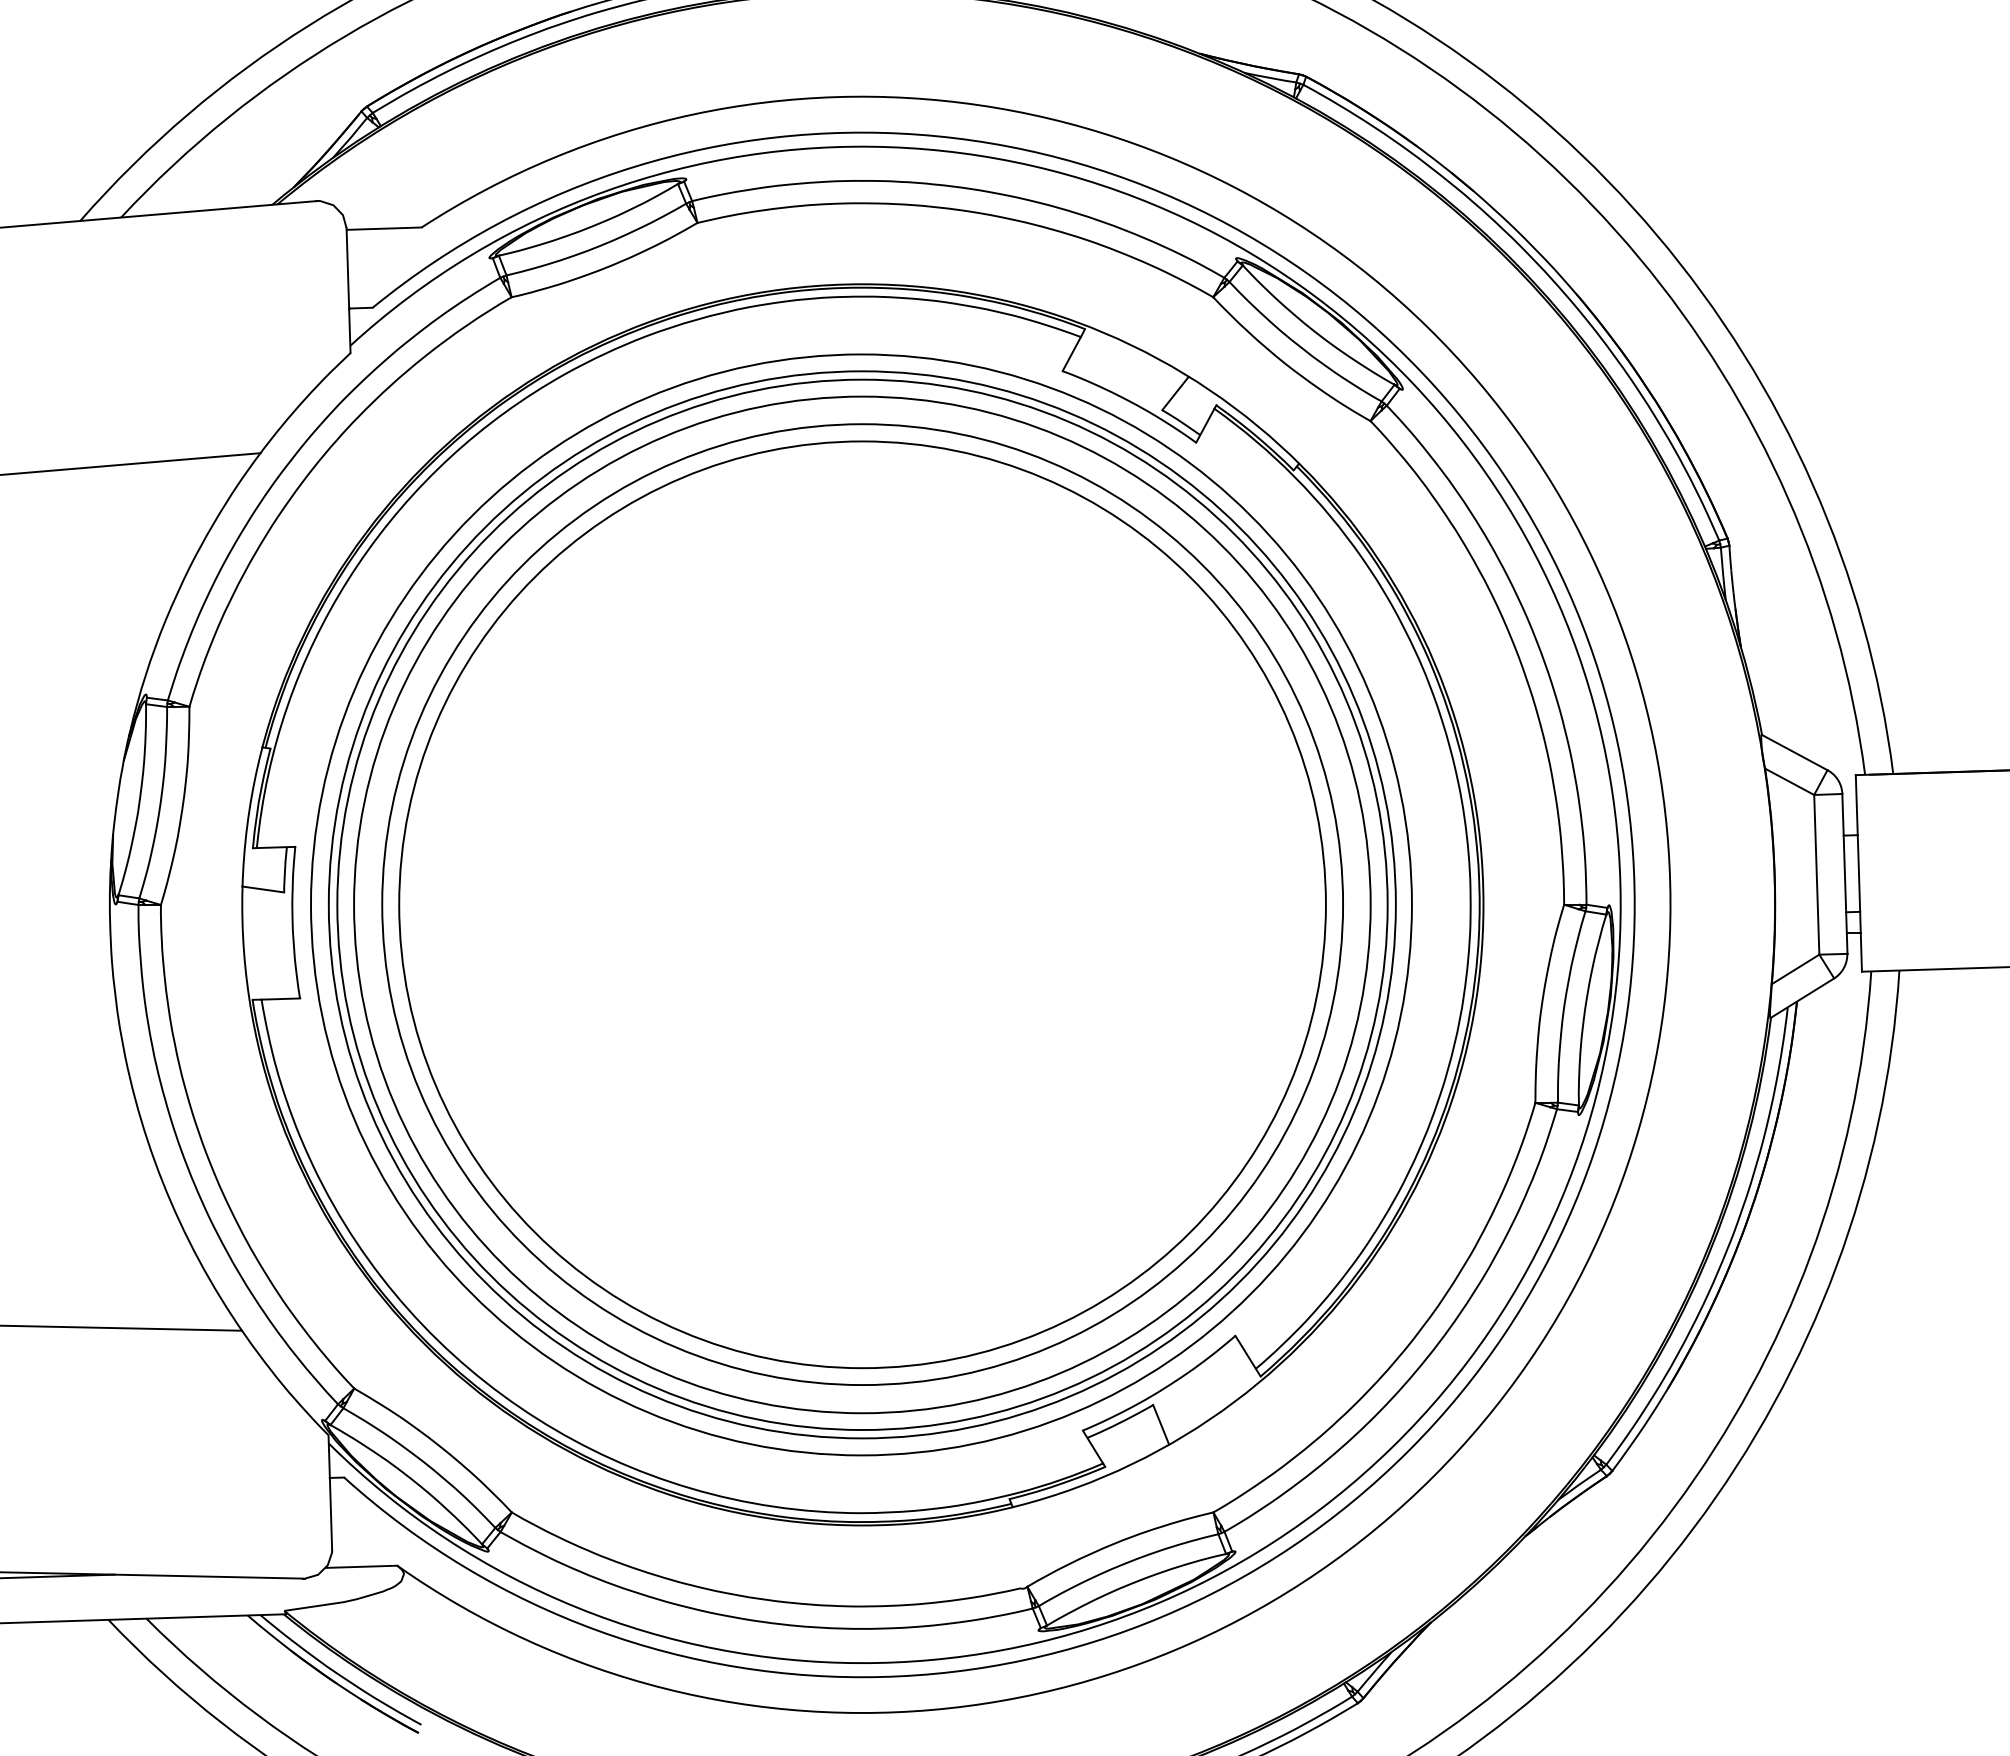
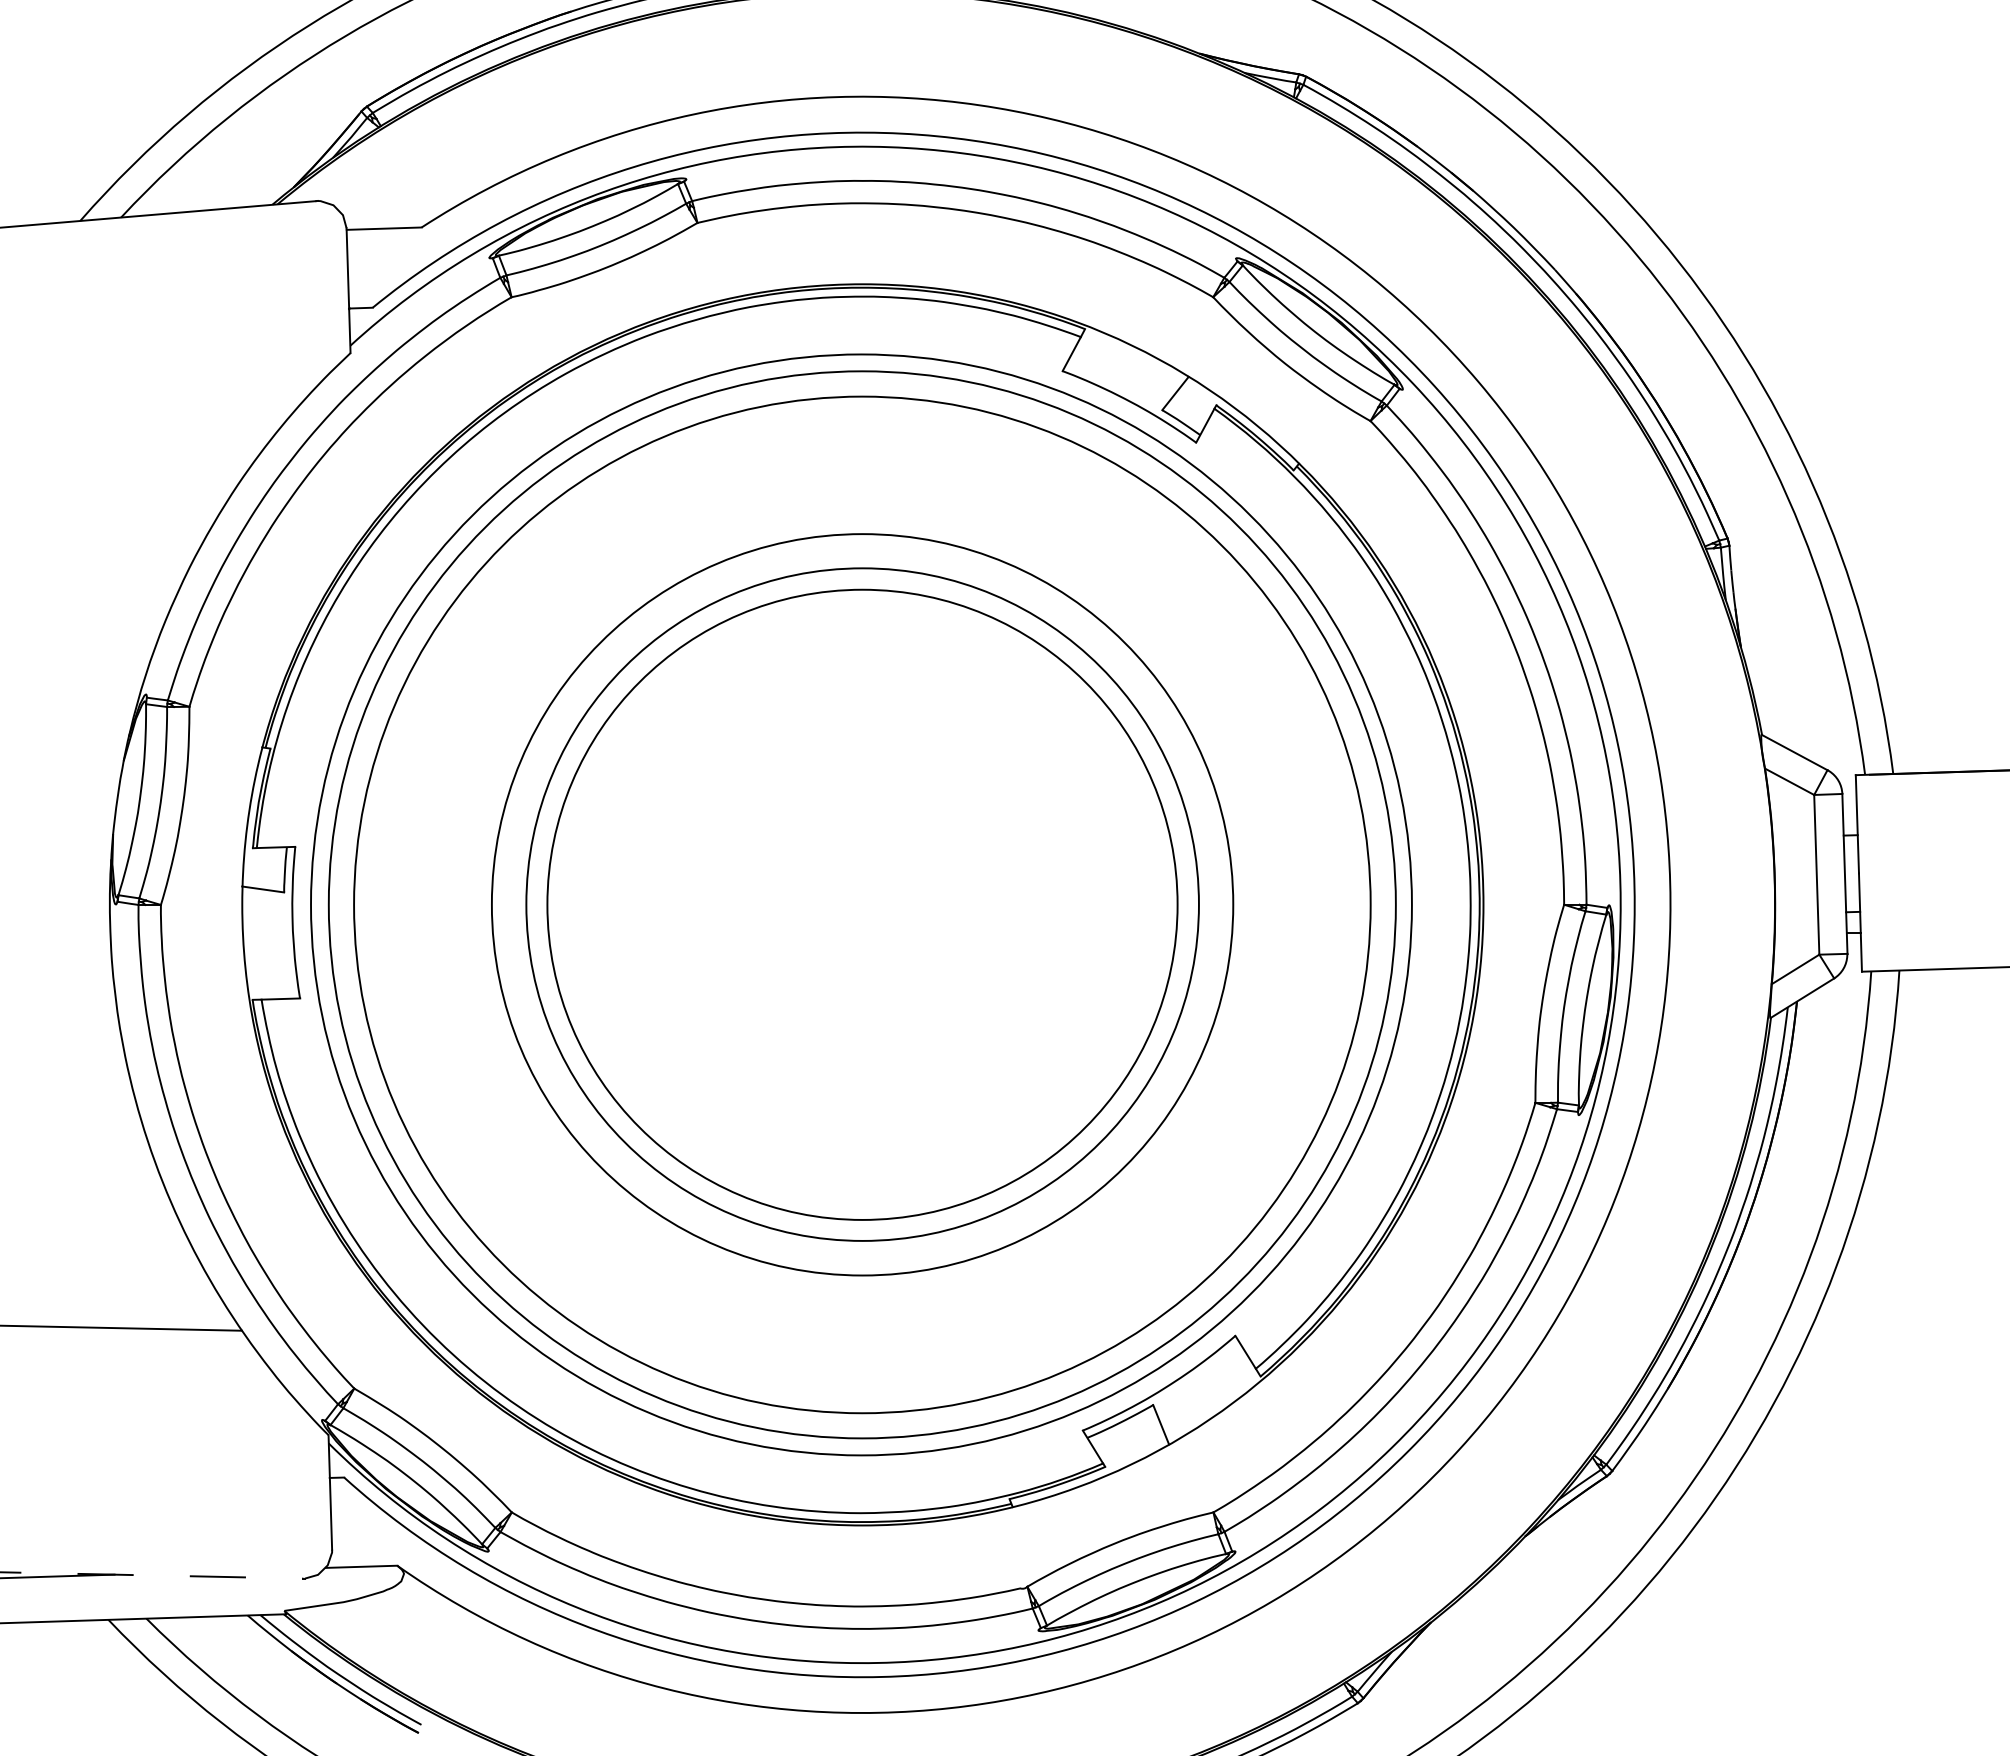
line: present -> none (131, 463)
circle diameter: 1050 px -> 630 px (862, 904)
circle diameter: 927 px -> 741 px (862, 904)
circle diameter: 961 px -> 673 px (862, 904)
line: solid -> dashed (152, 1575)
